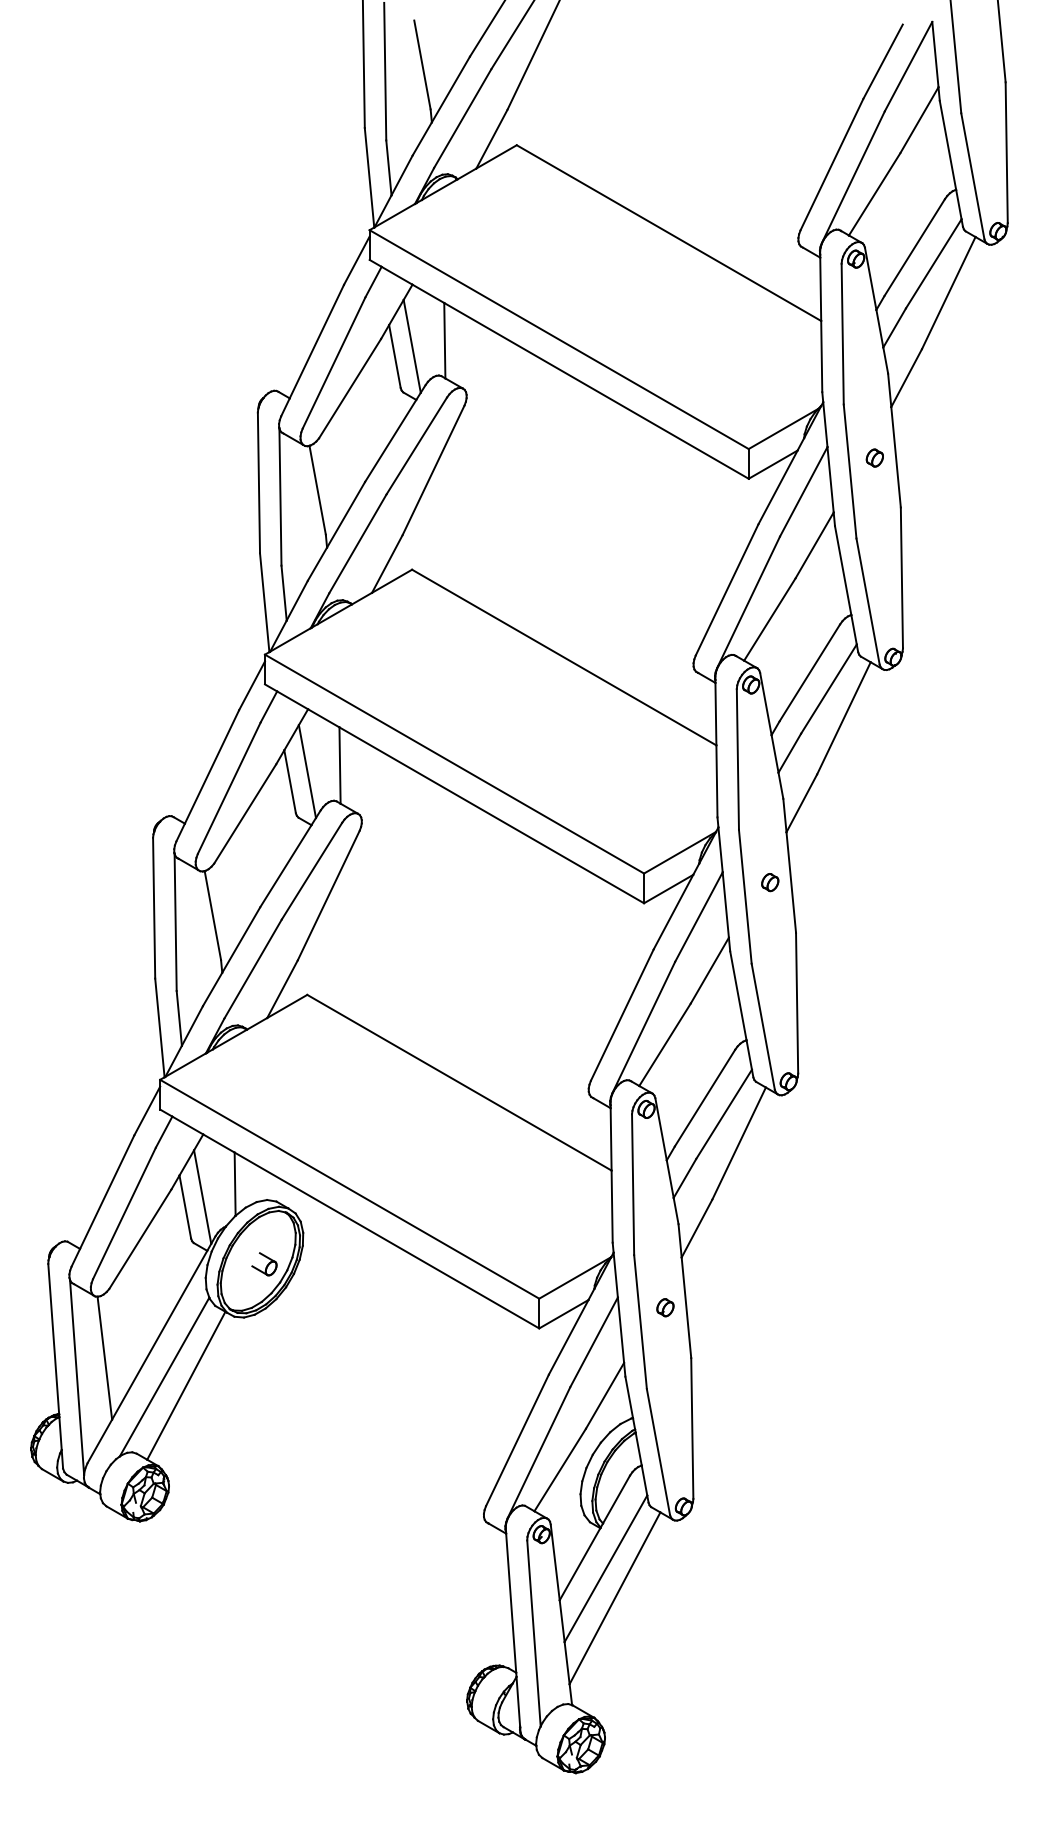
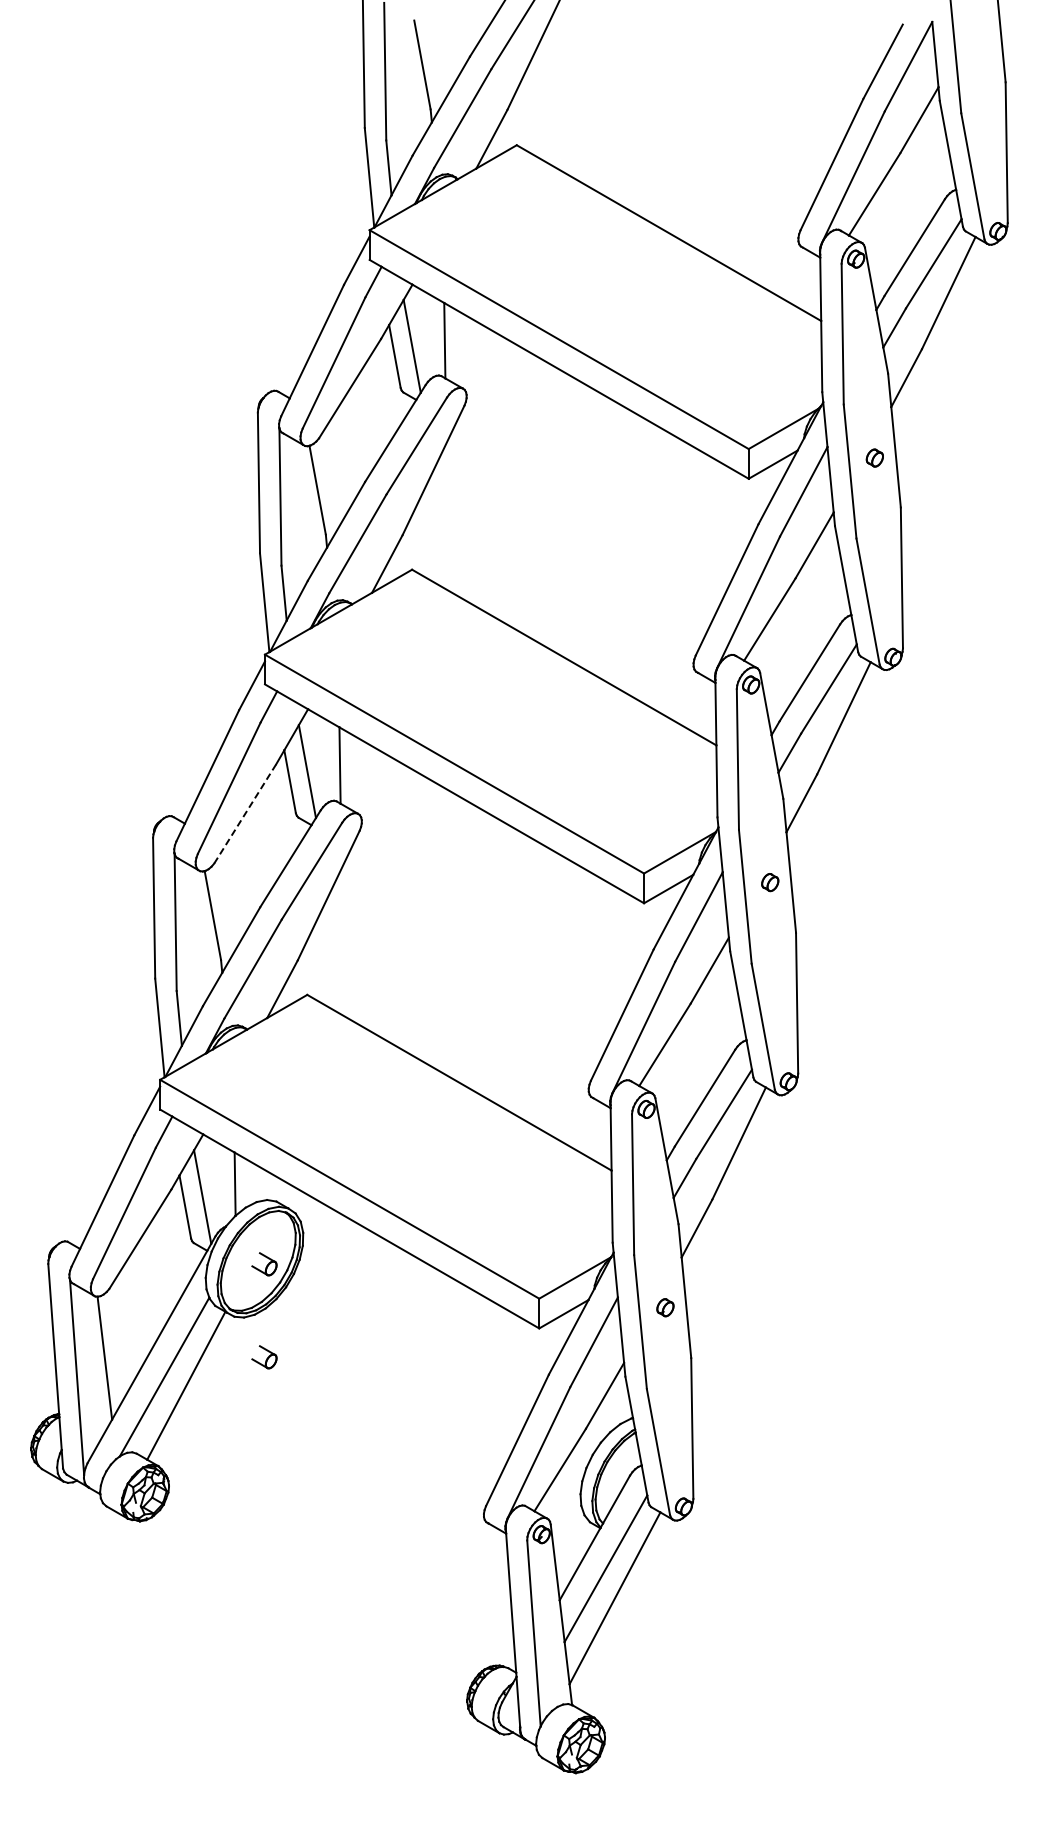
line: solid -> dashed (245, 813)
part: none -> present (264, 1357)
